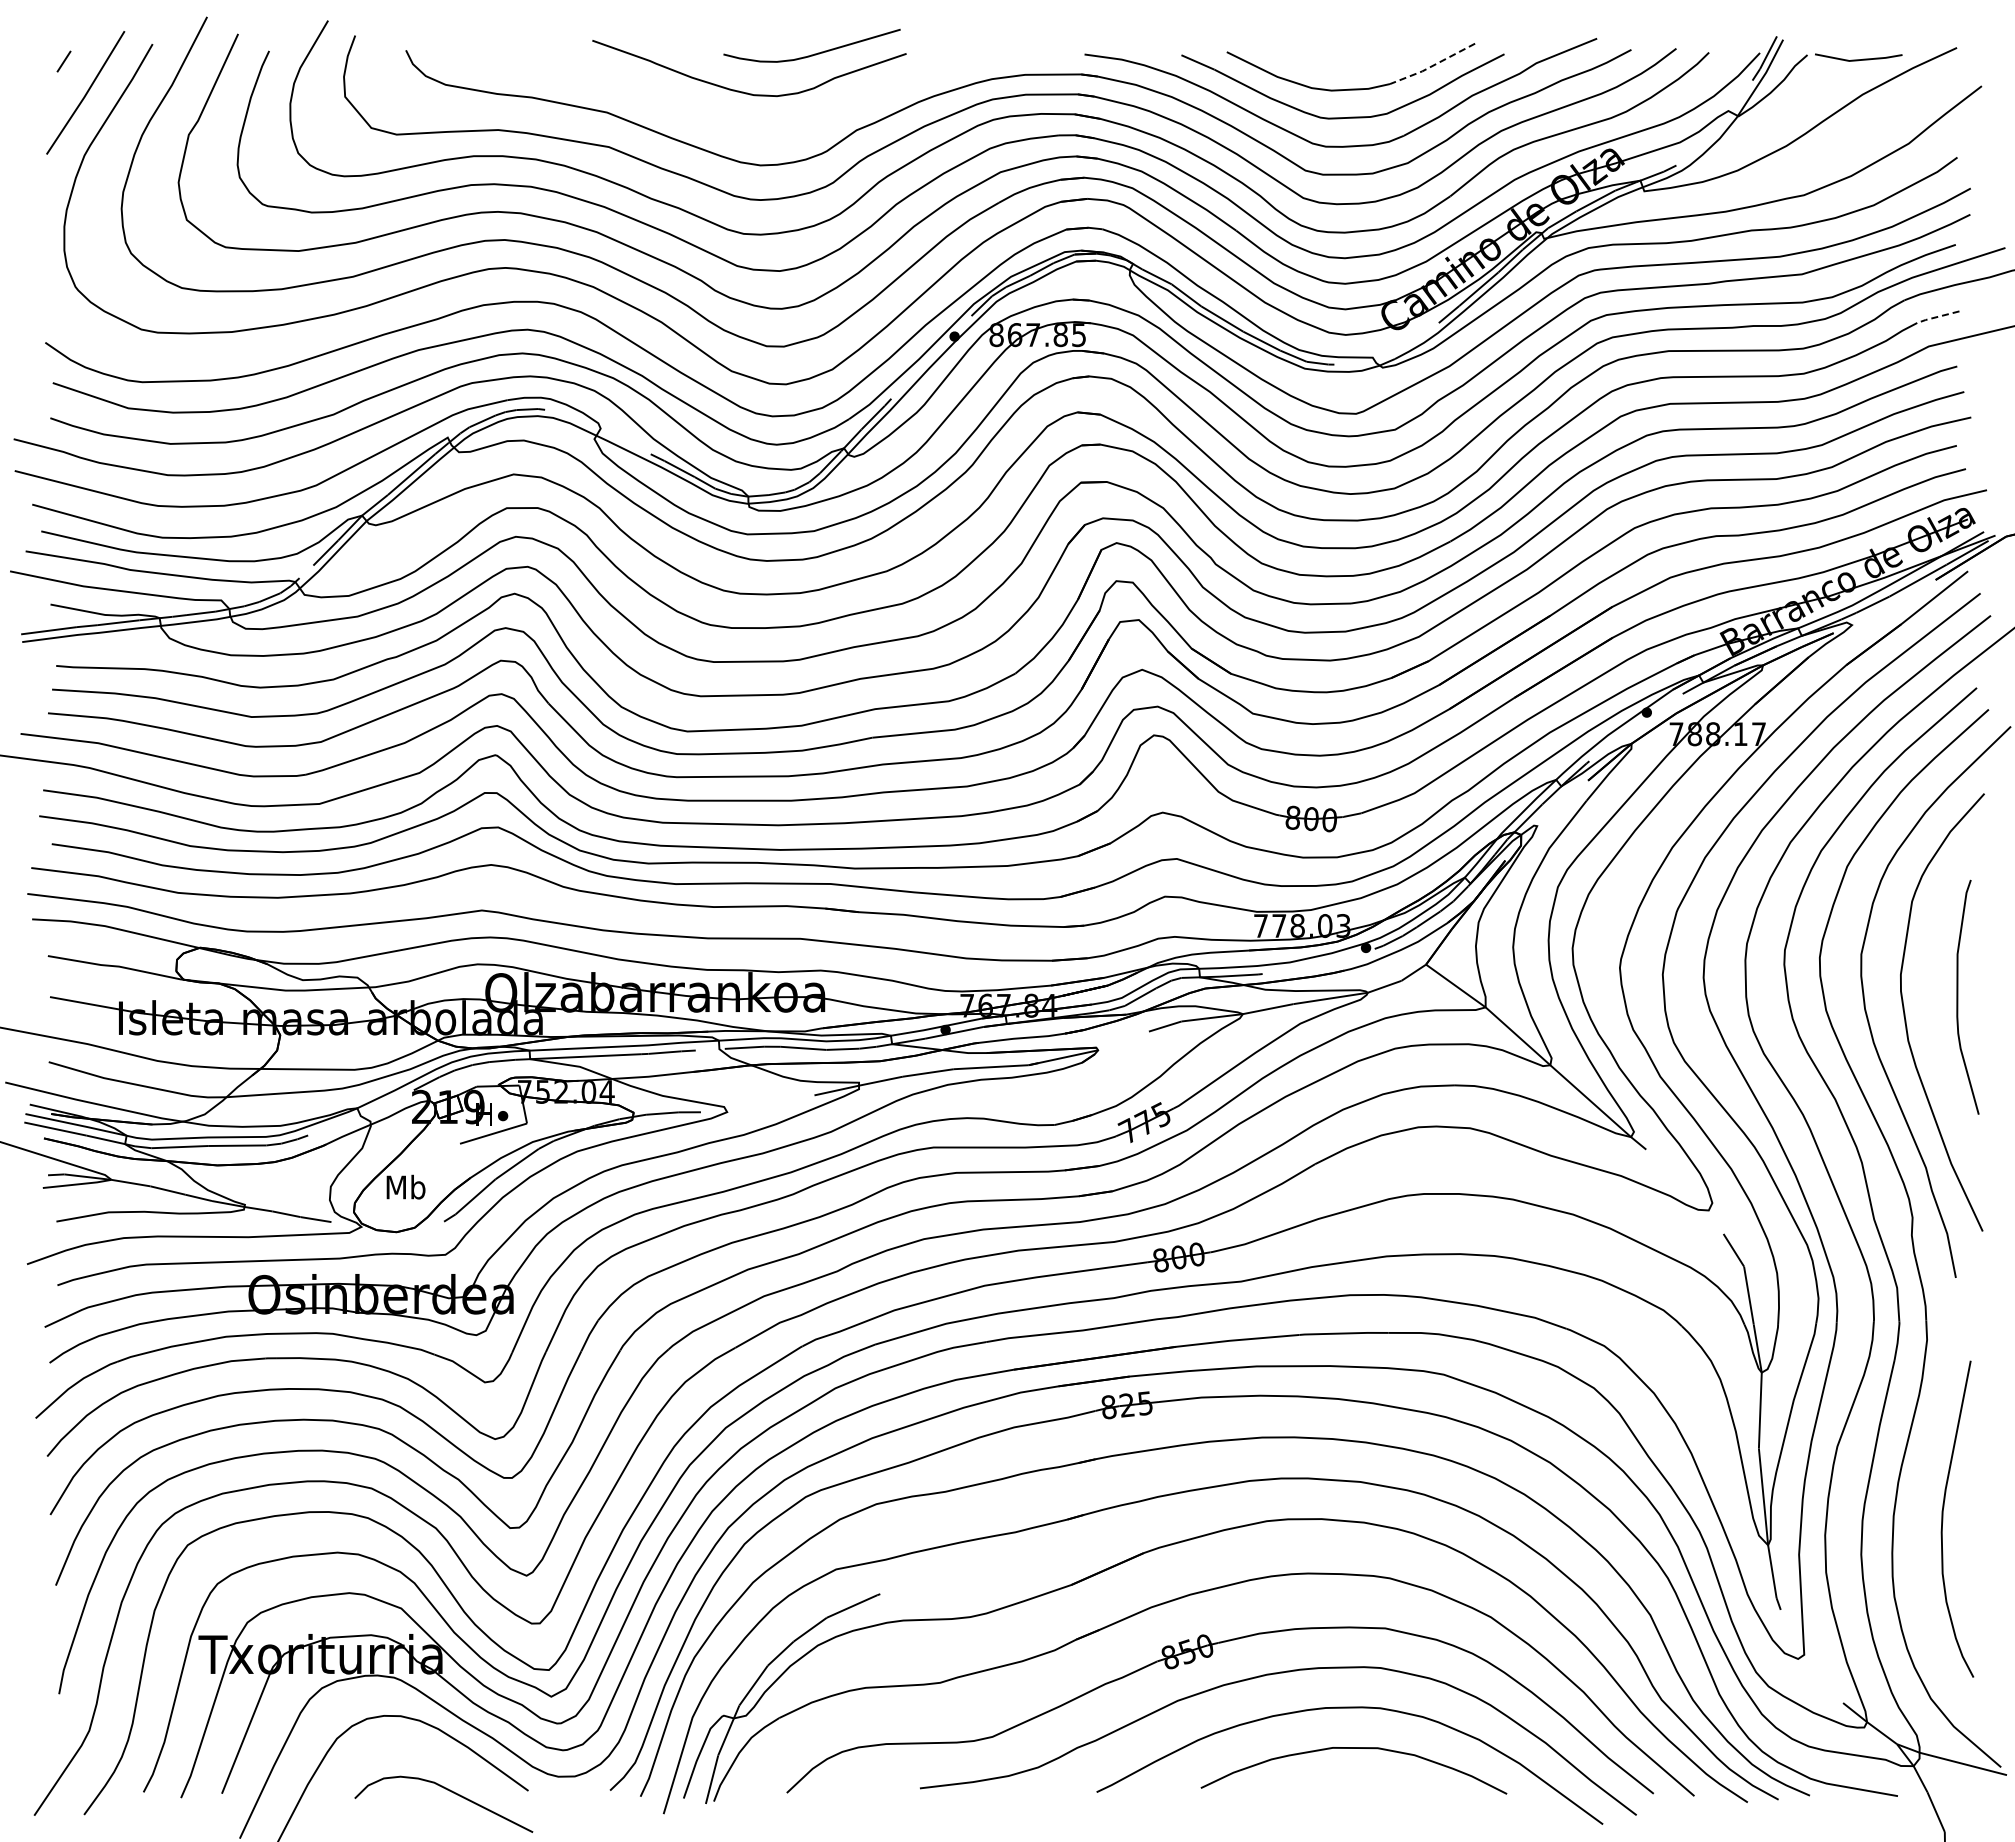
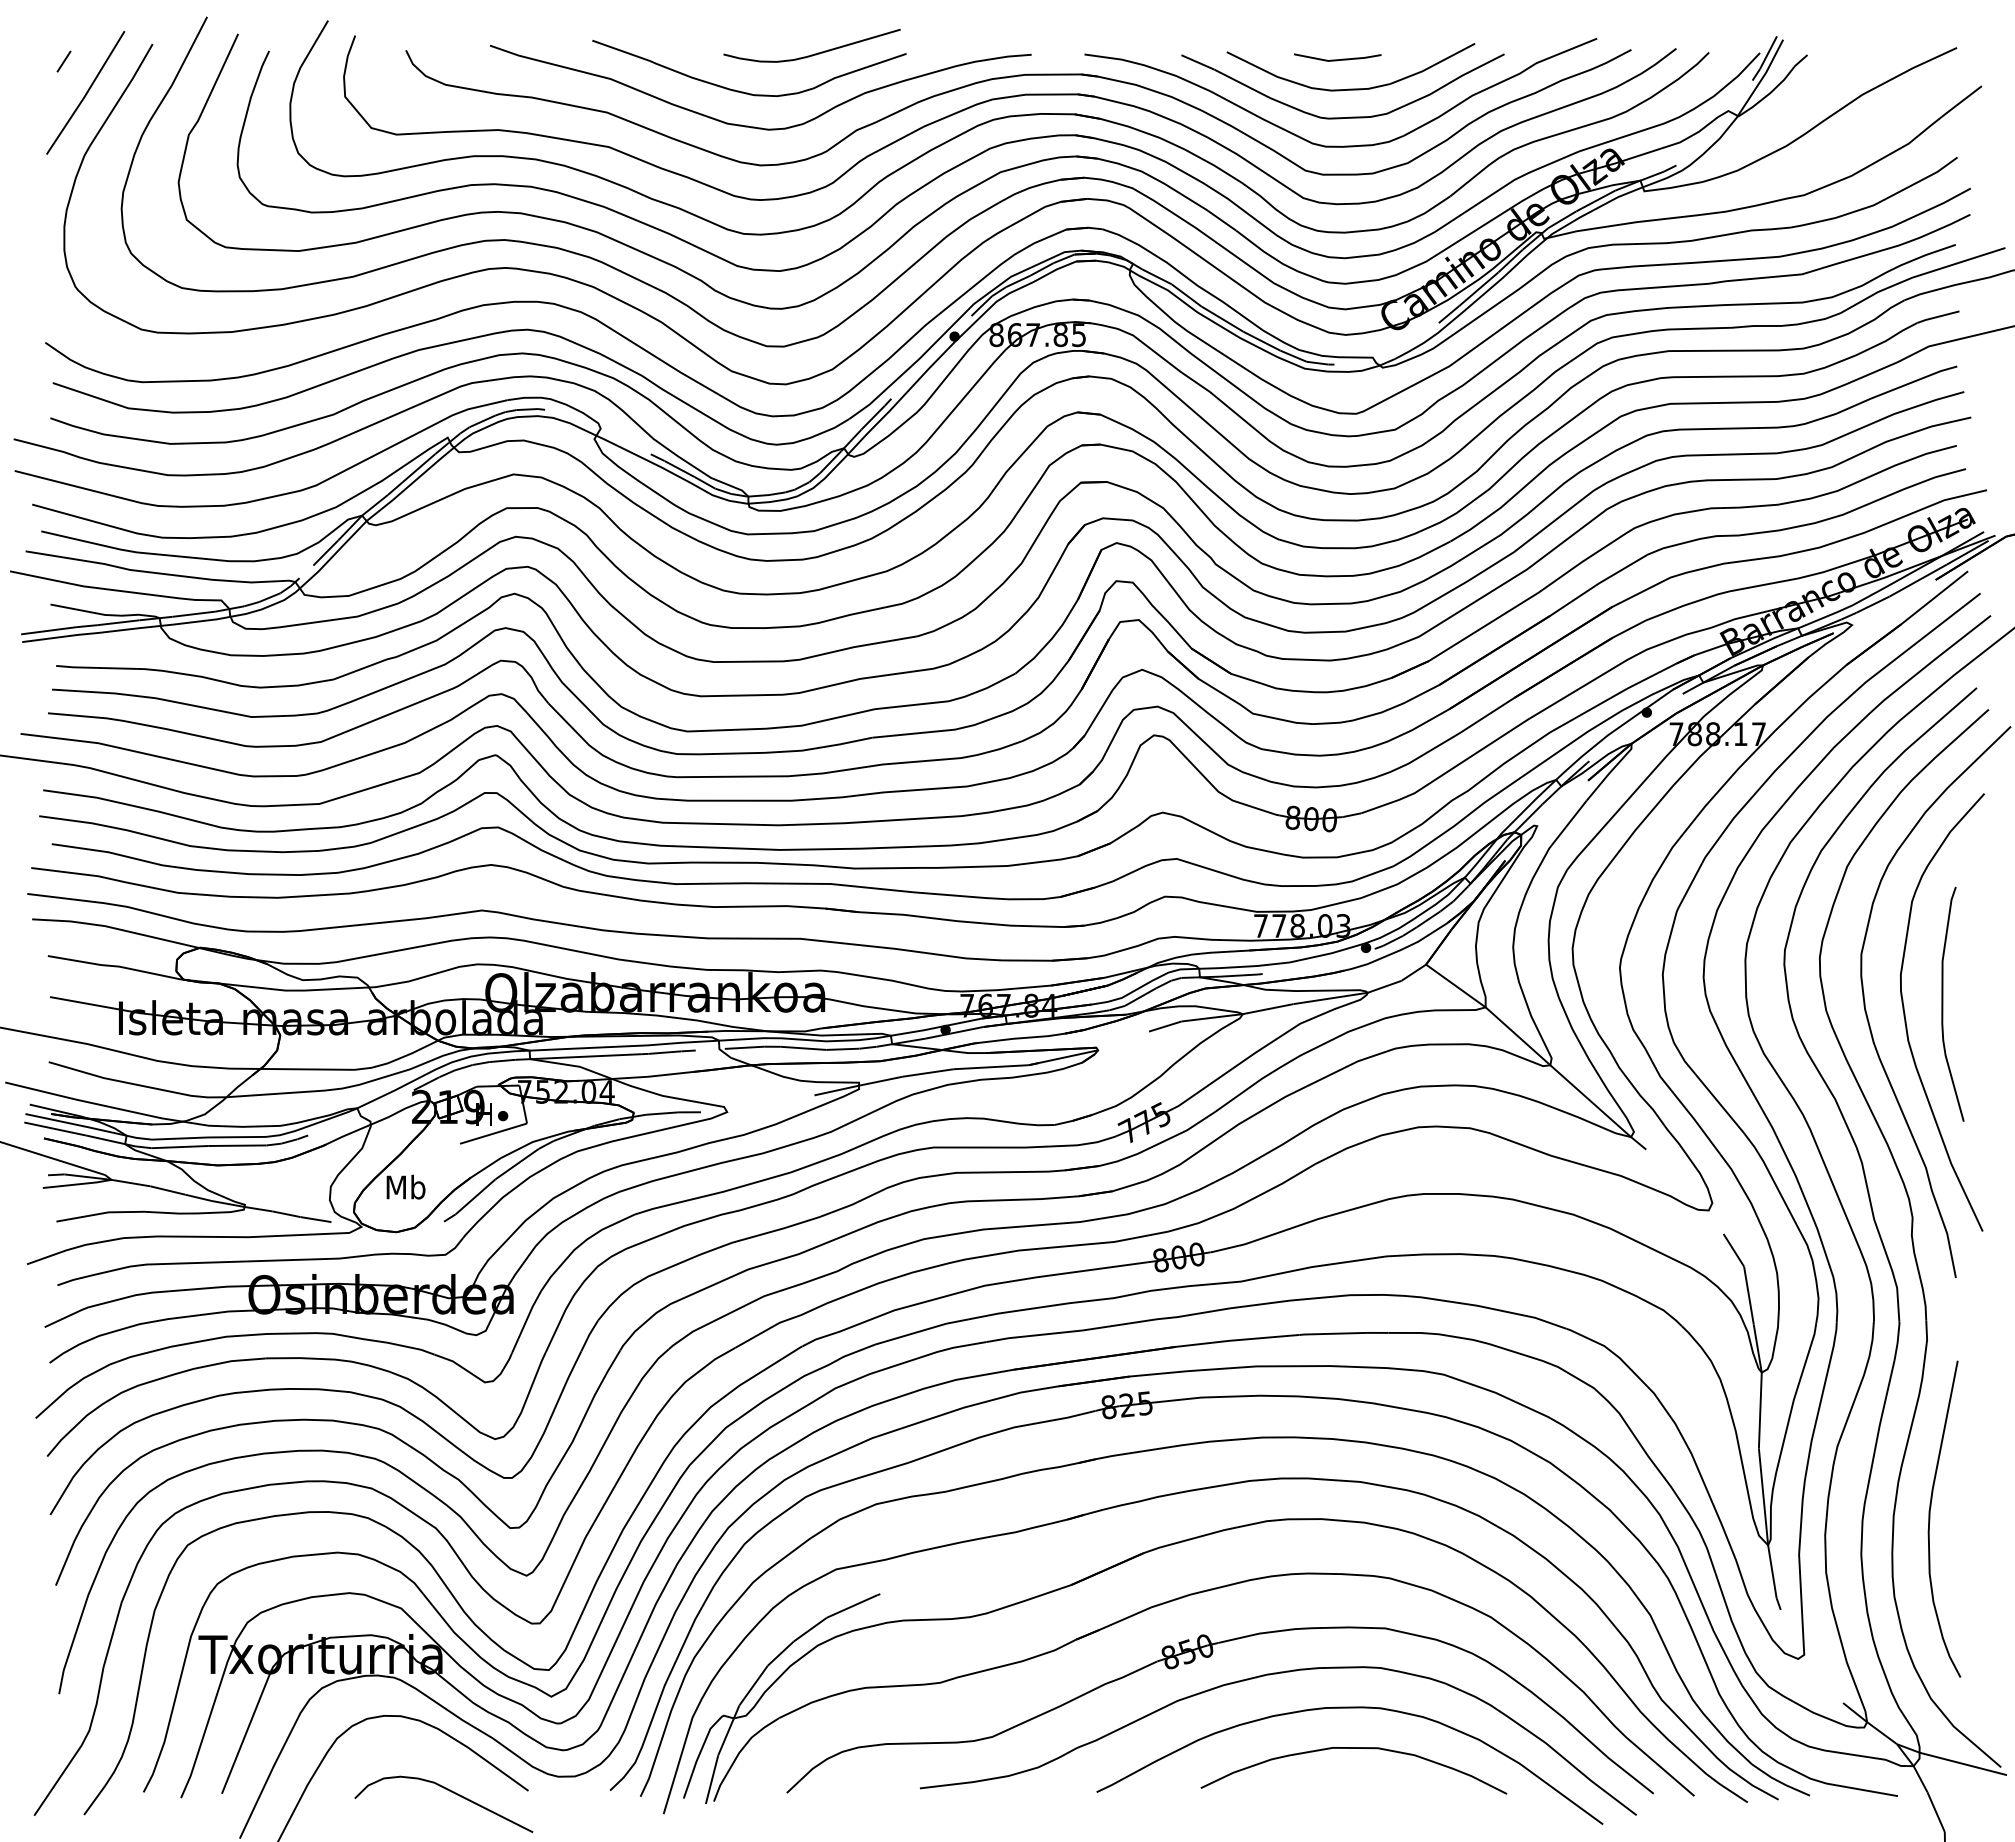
line position: (1858, 59) -> (1337, 59) (1337, 59)
line: dashed -> solid (1432, 65)
curve: none -> present (755, 126)
line: dashed -> solid (1937, 317)
curve position: (1958, 996) -> (1943, 1003) (1943, 1003)
curve position: (1943, 1518) -> (1930, 1518) (1930, 1518)
